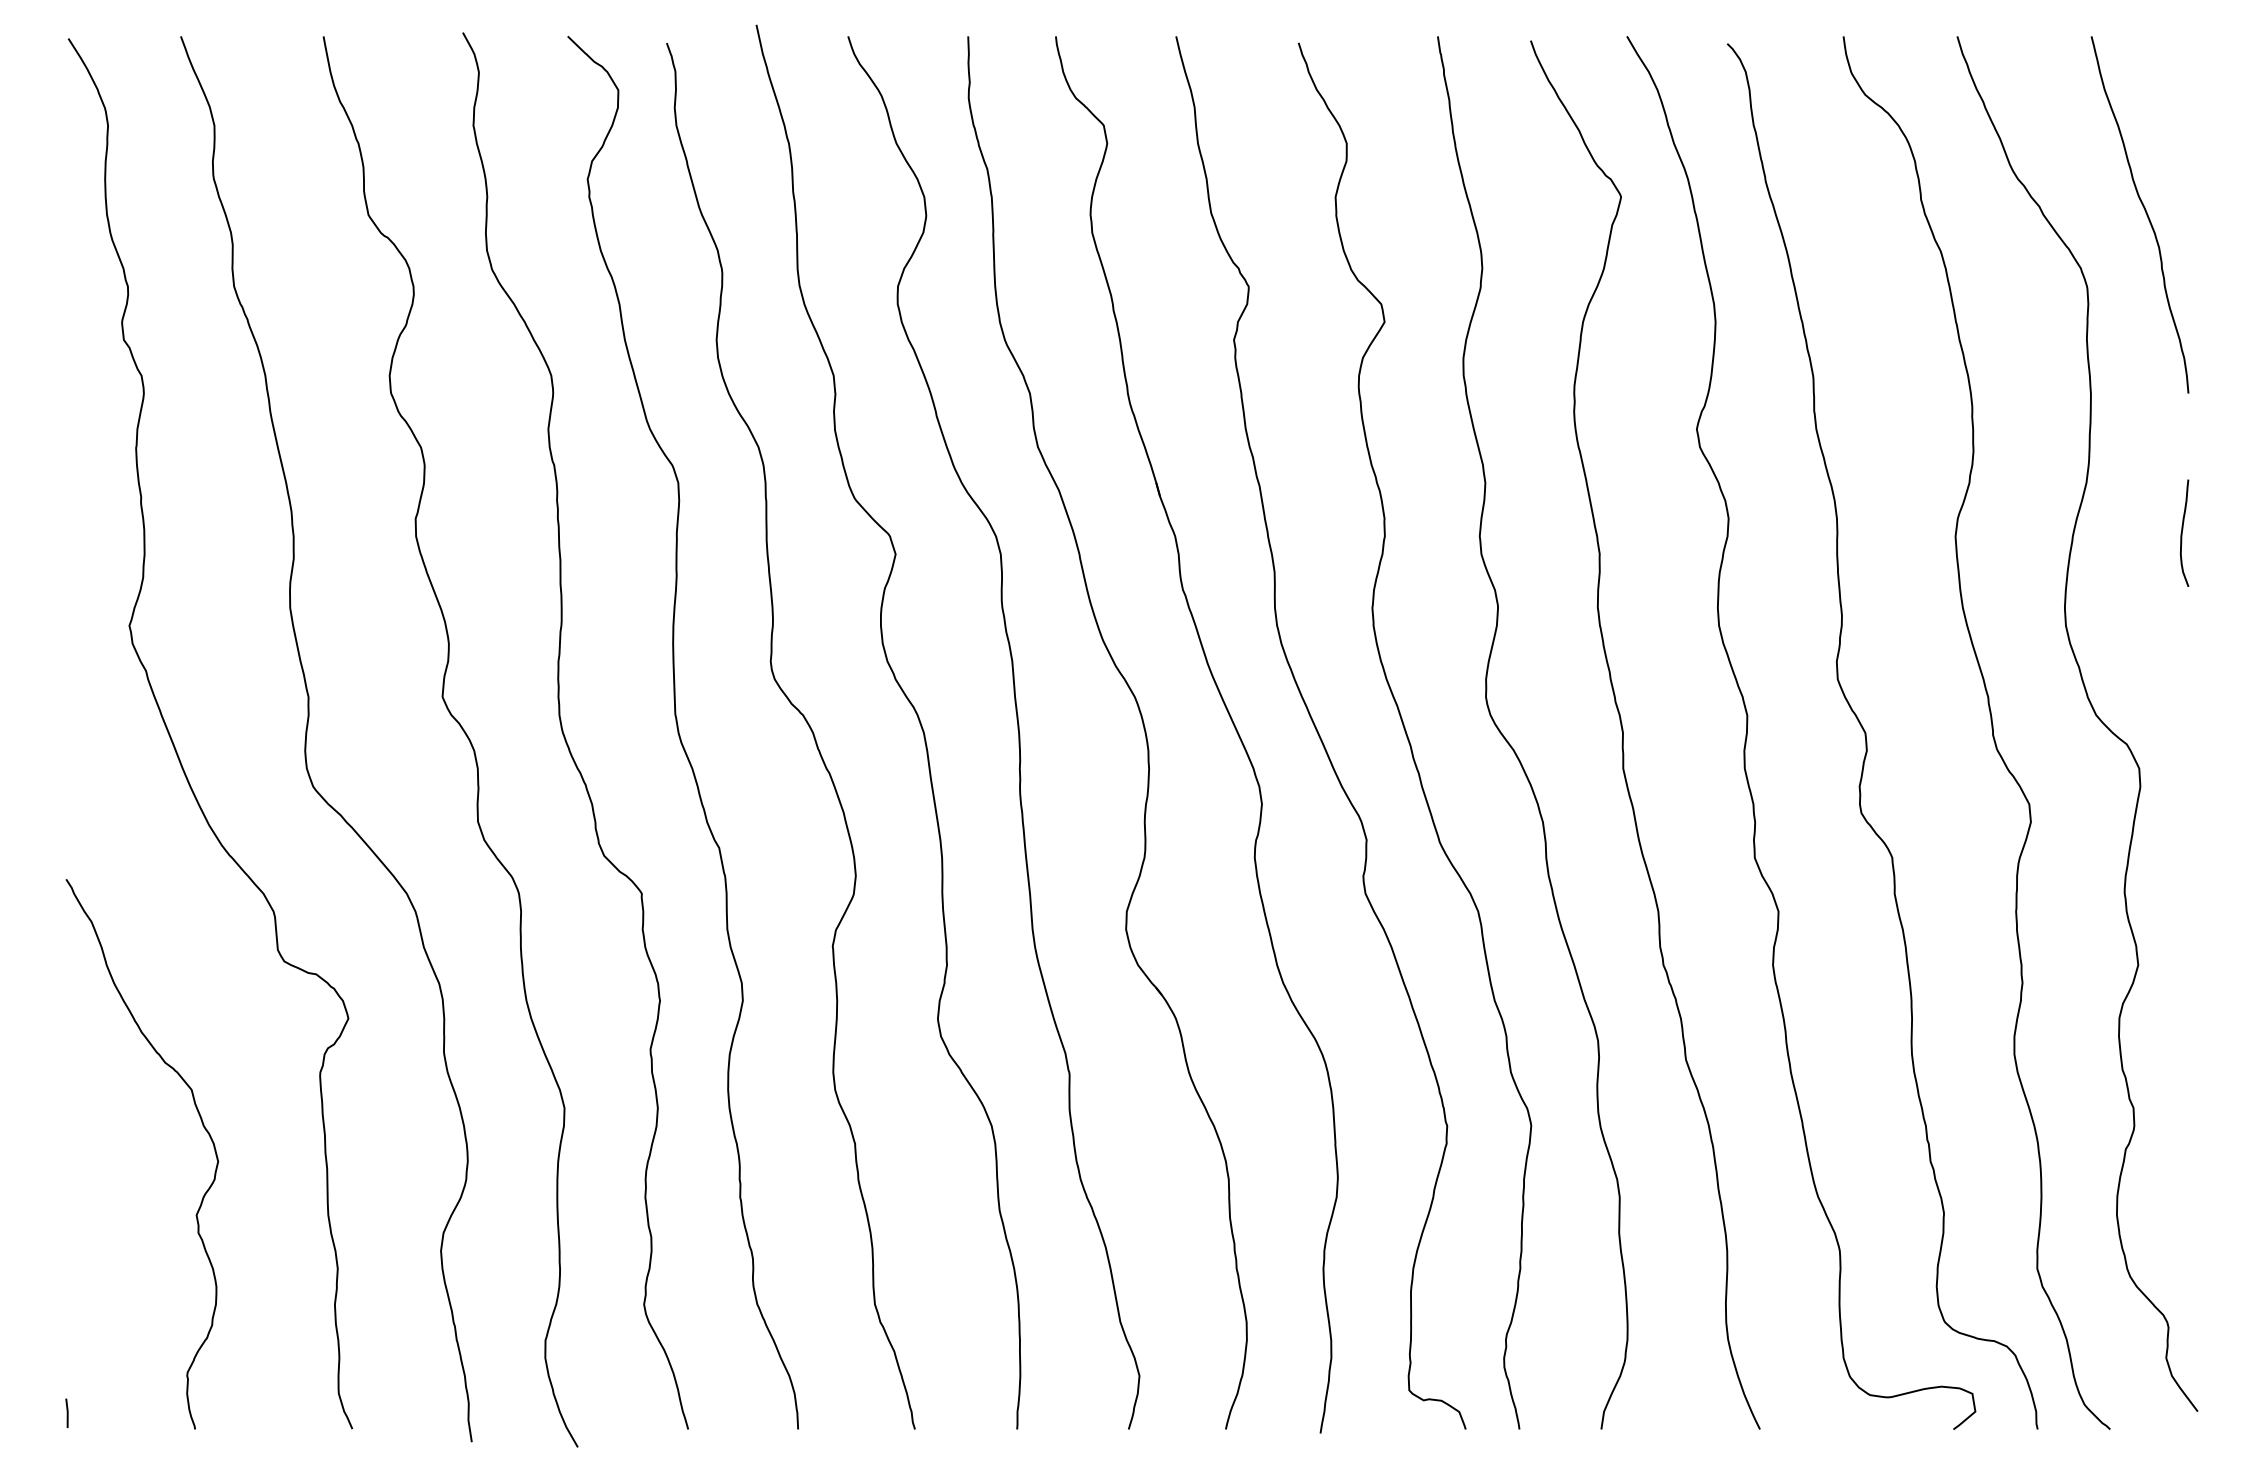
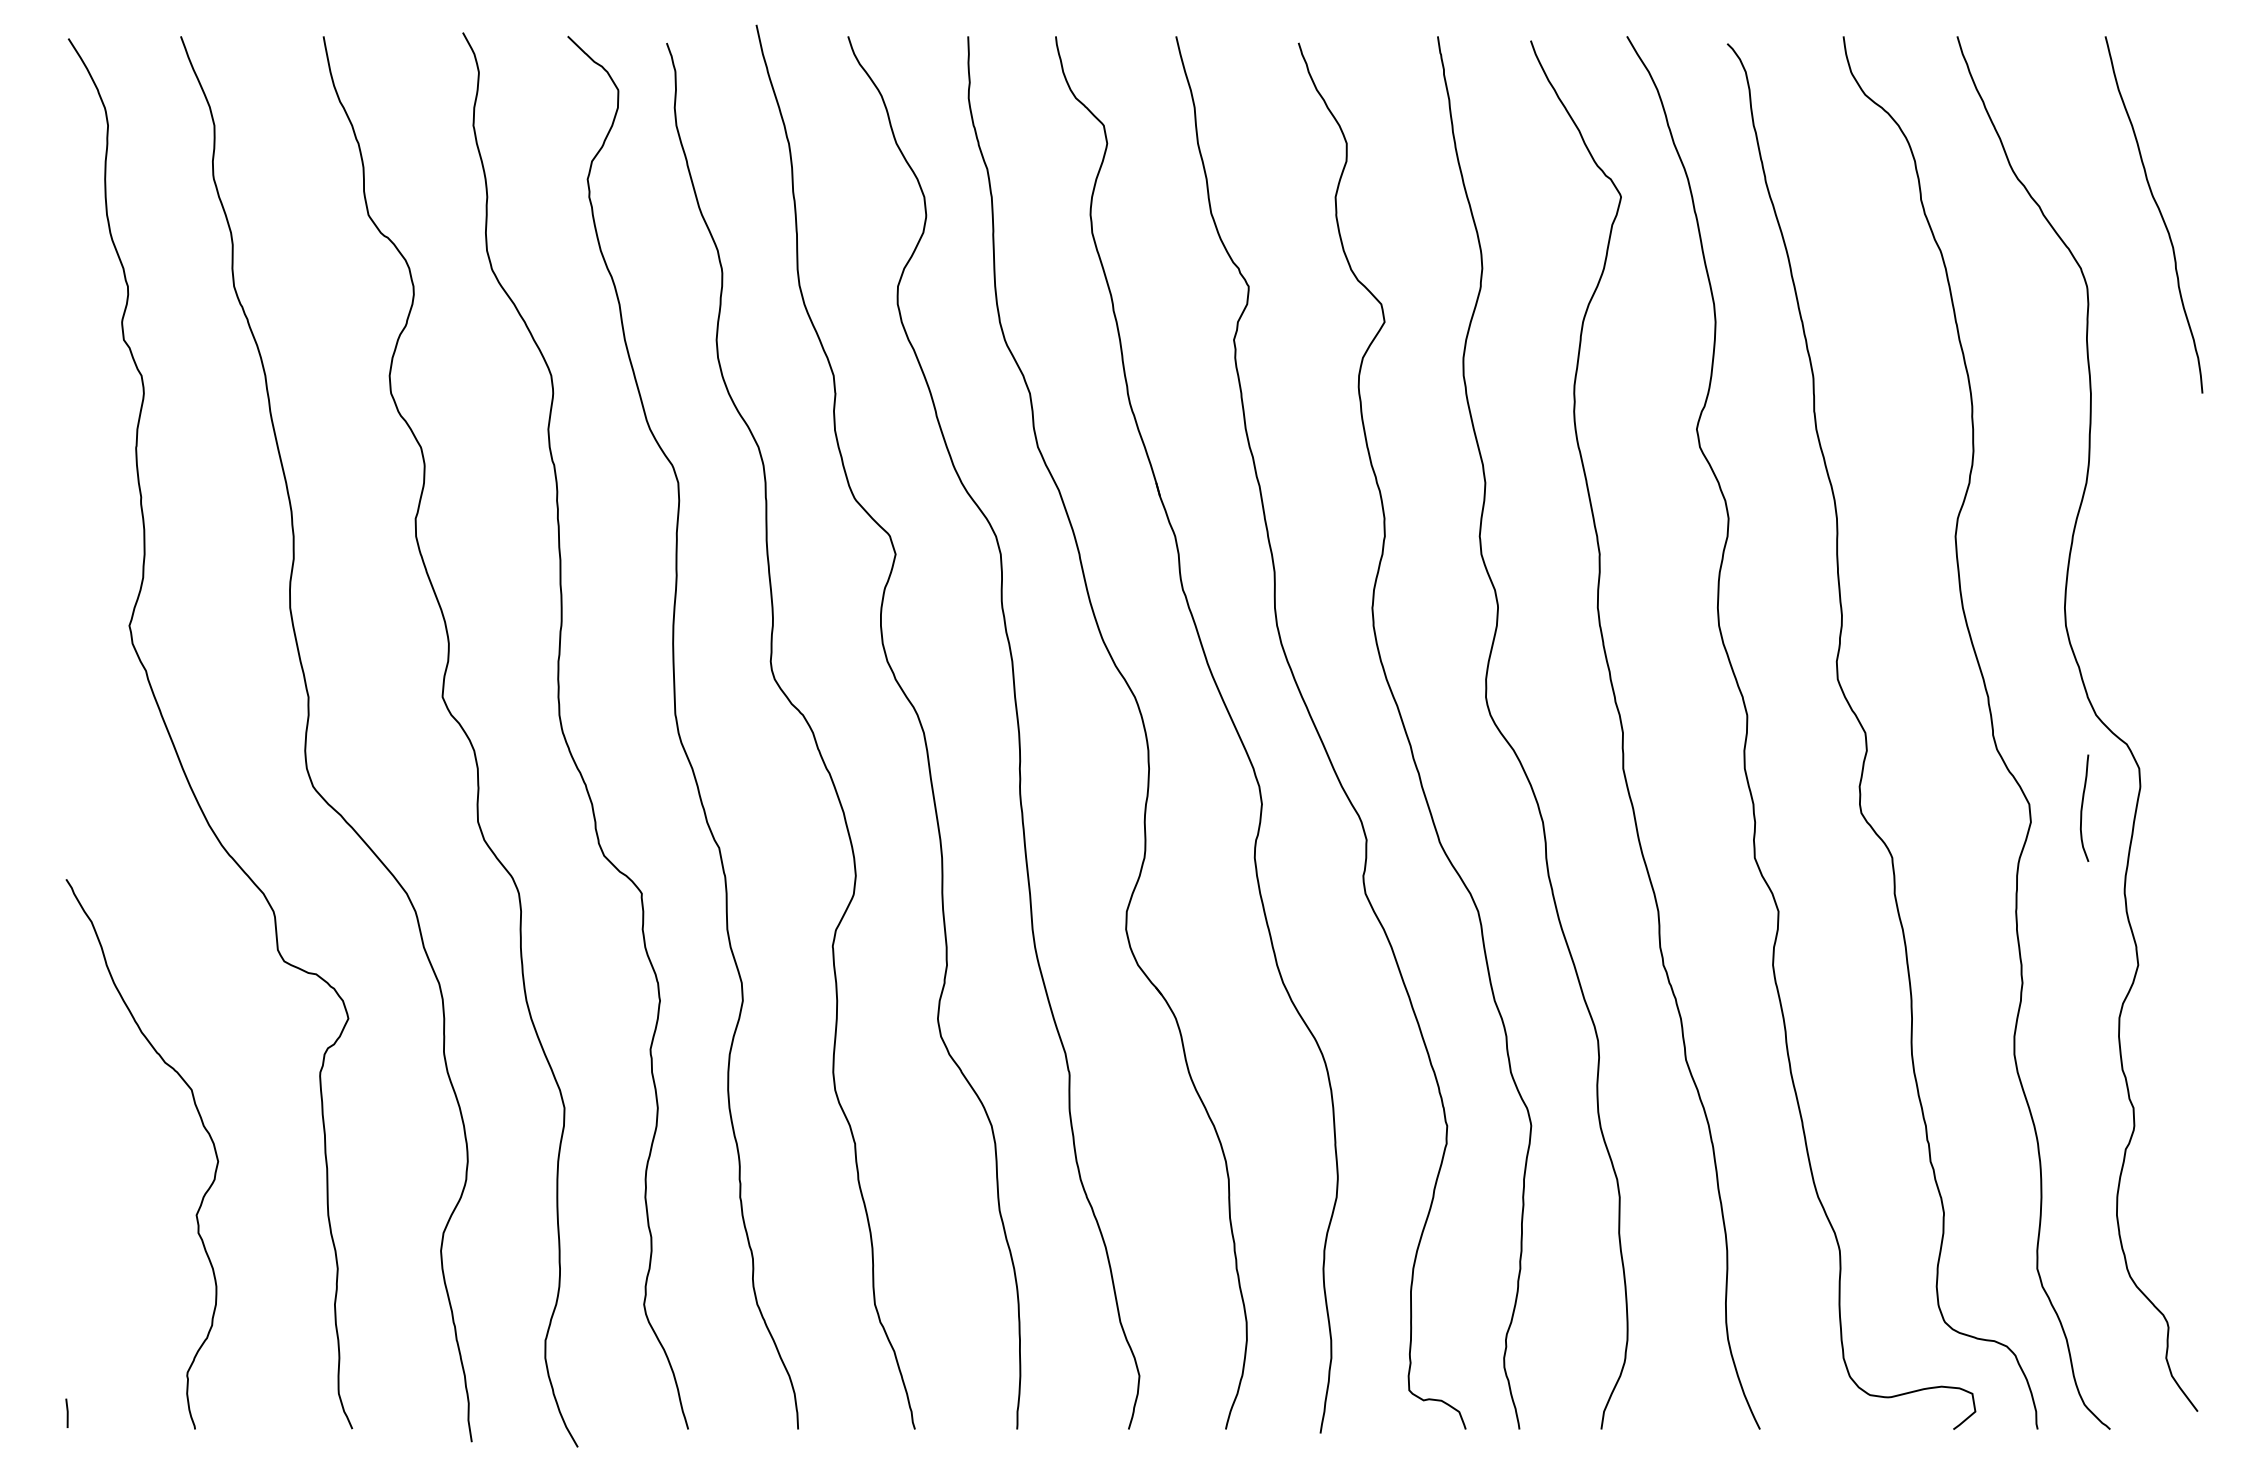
curve position: (2145, 213) -> (2159, 213) (2159, 213)
curve position: (2182, 532) -> (2082, 807) (2082, 807)
